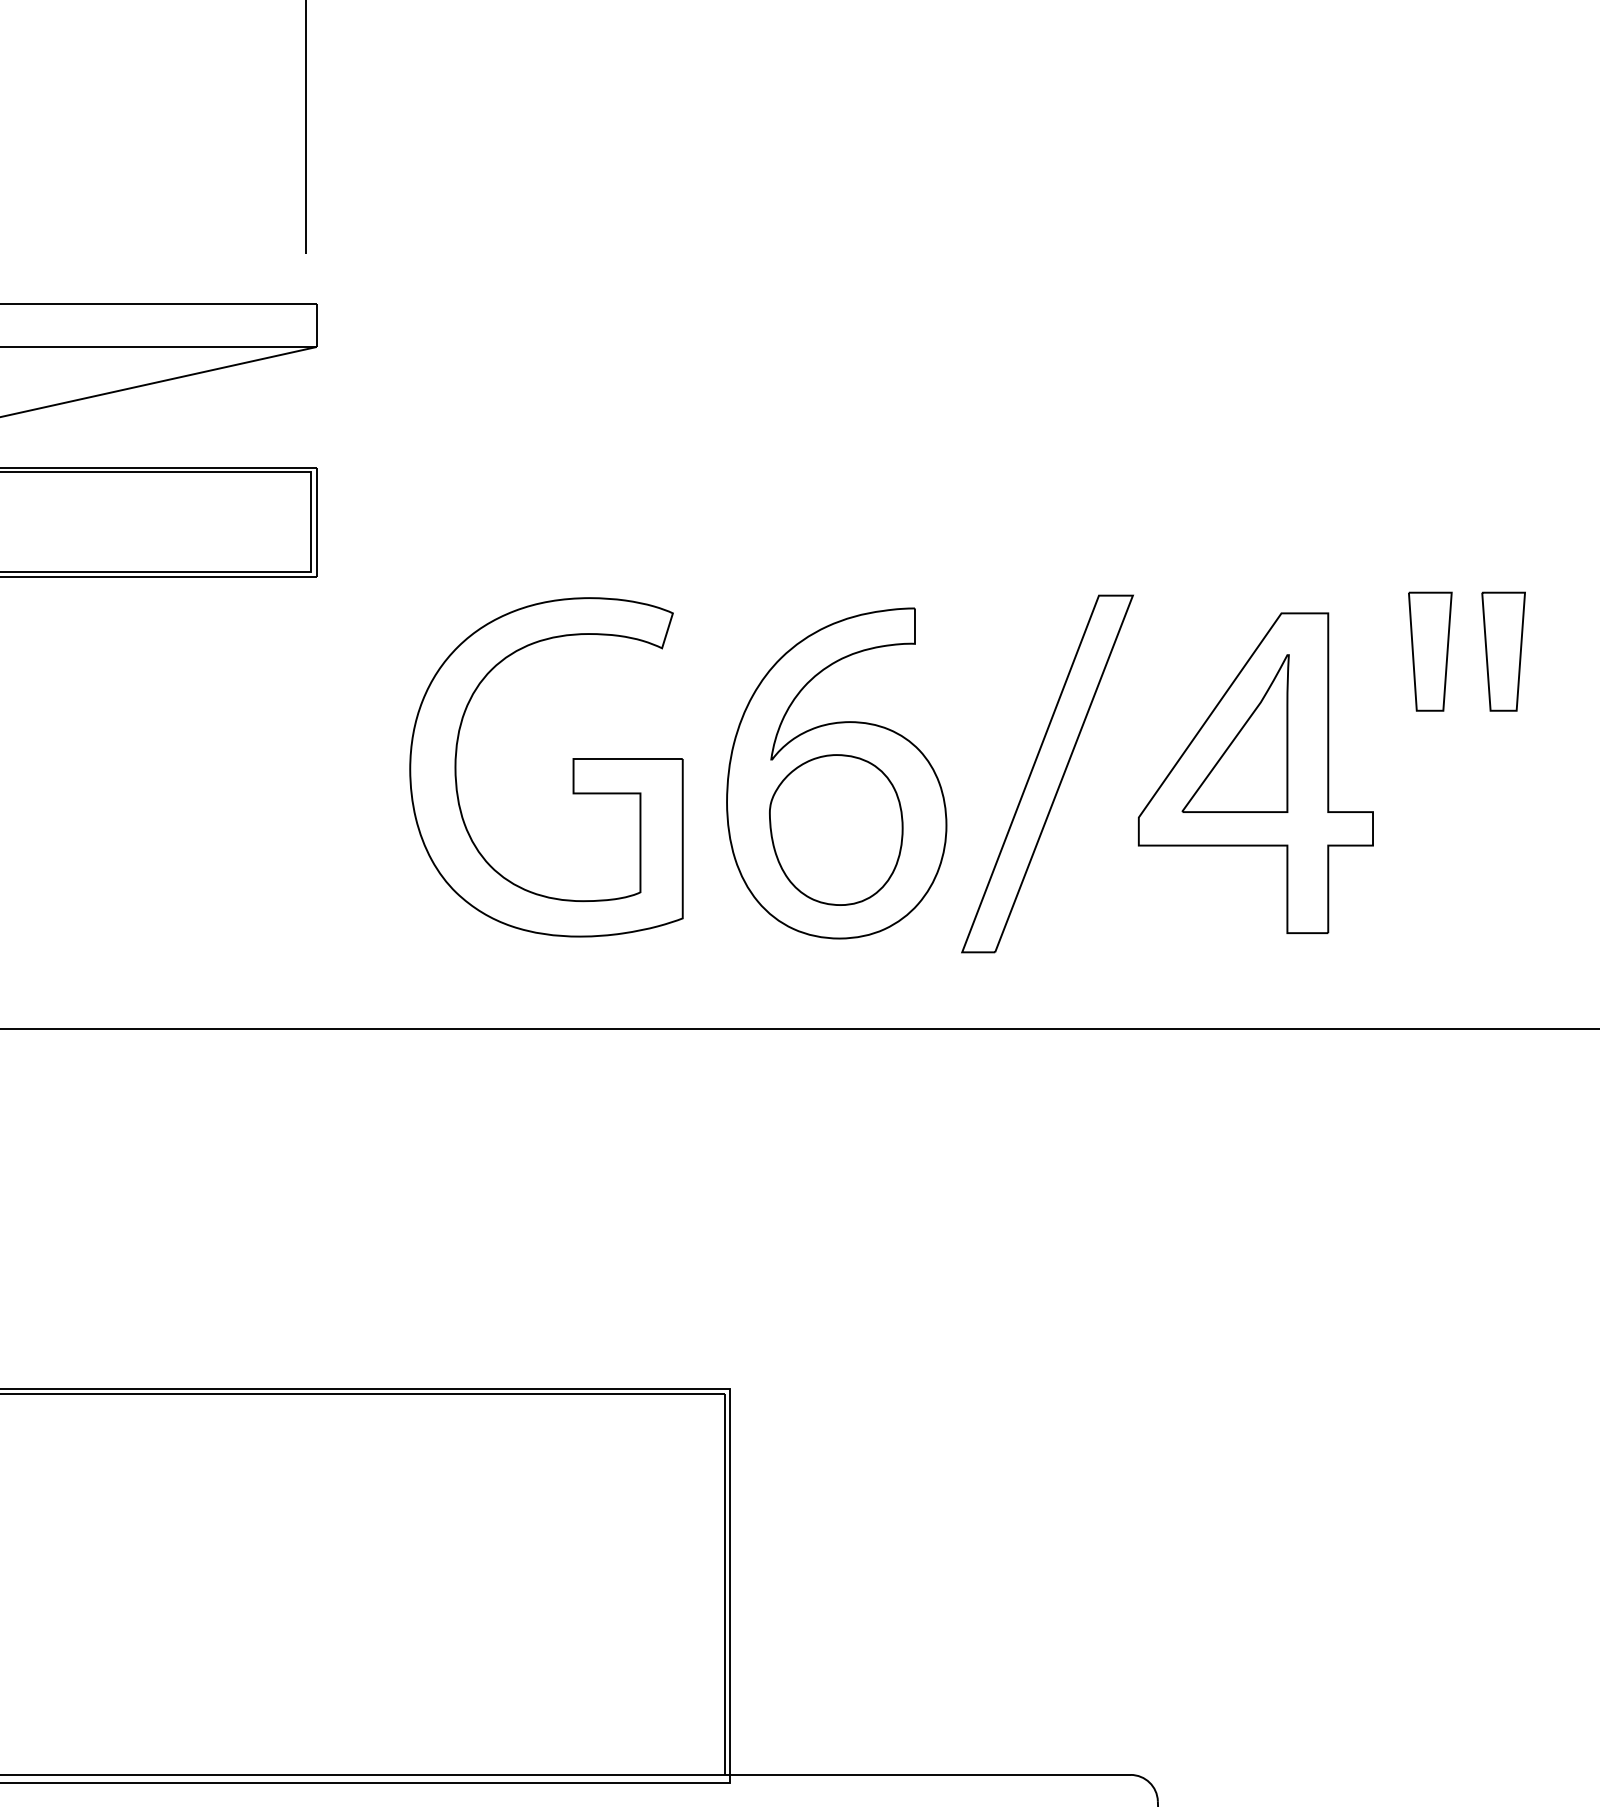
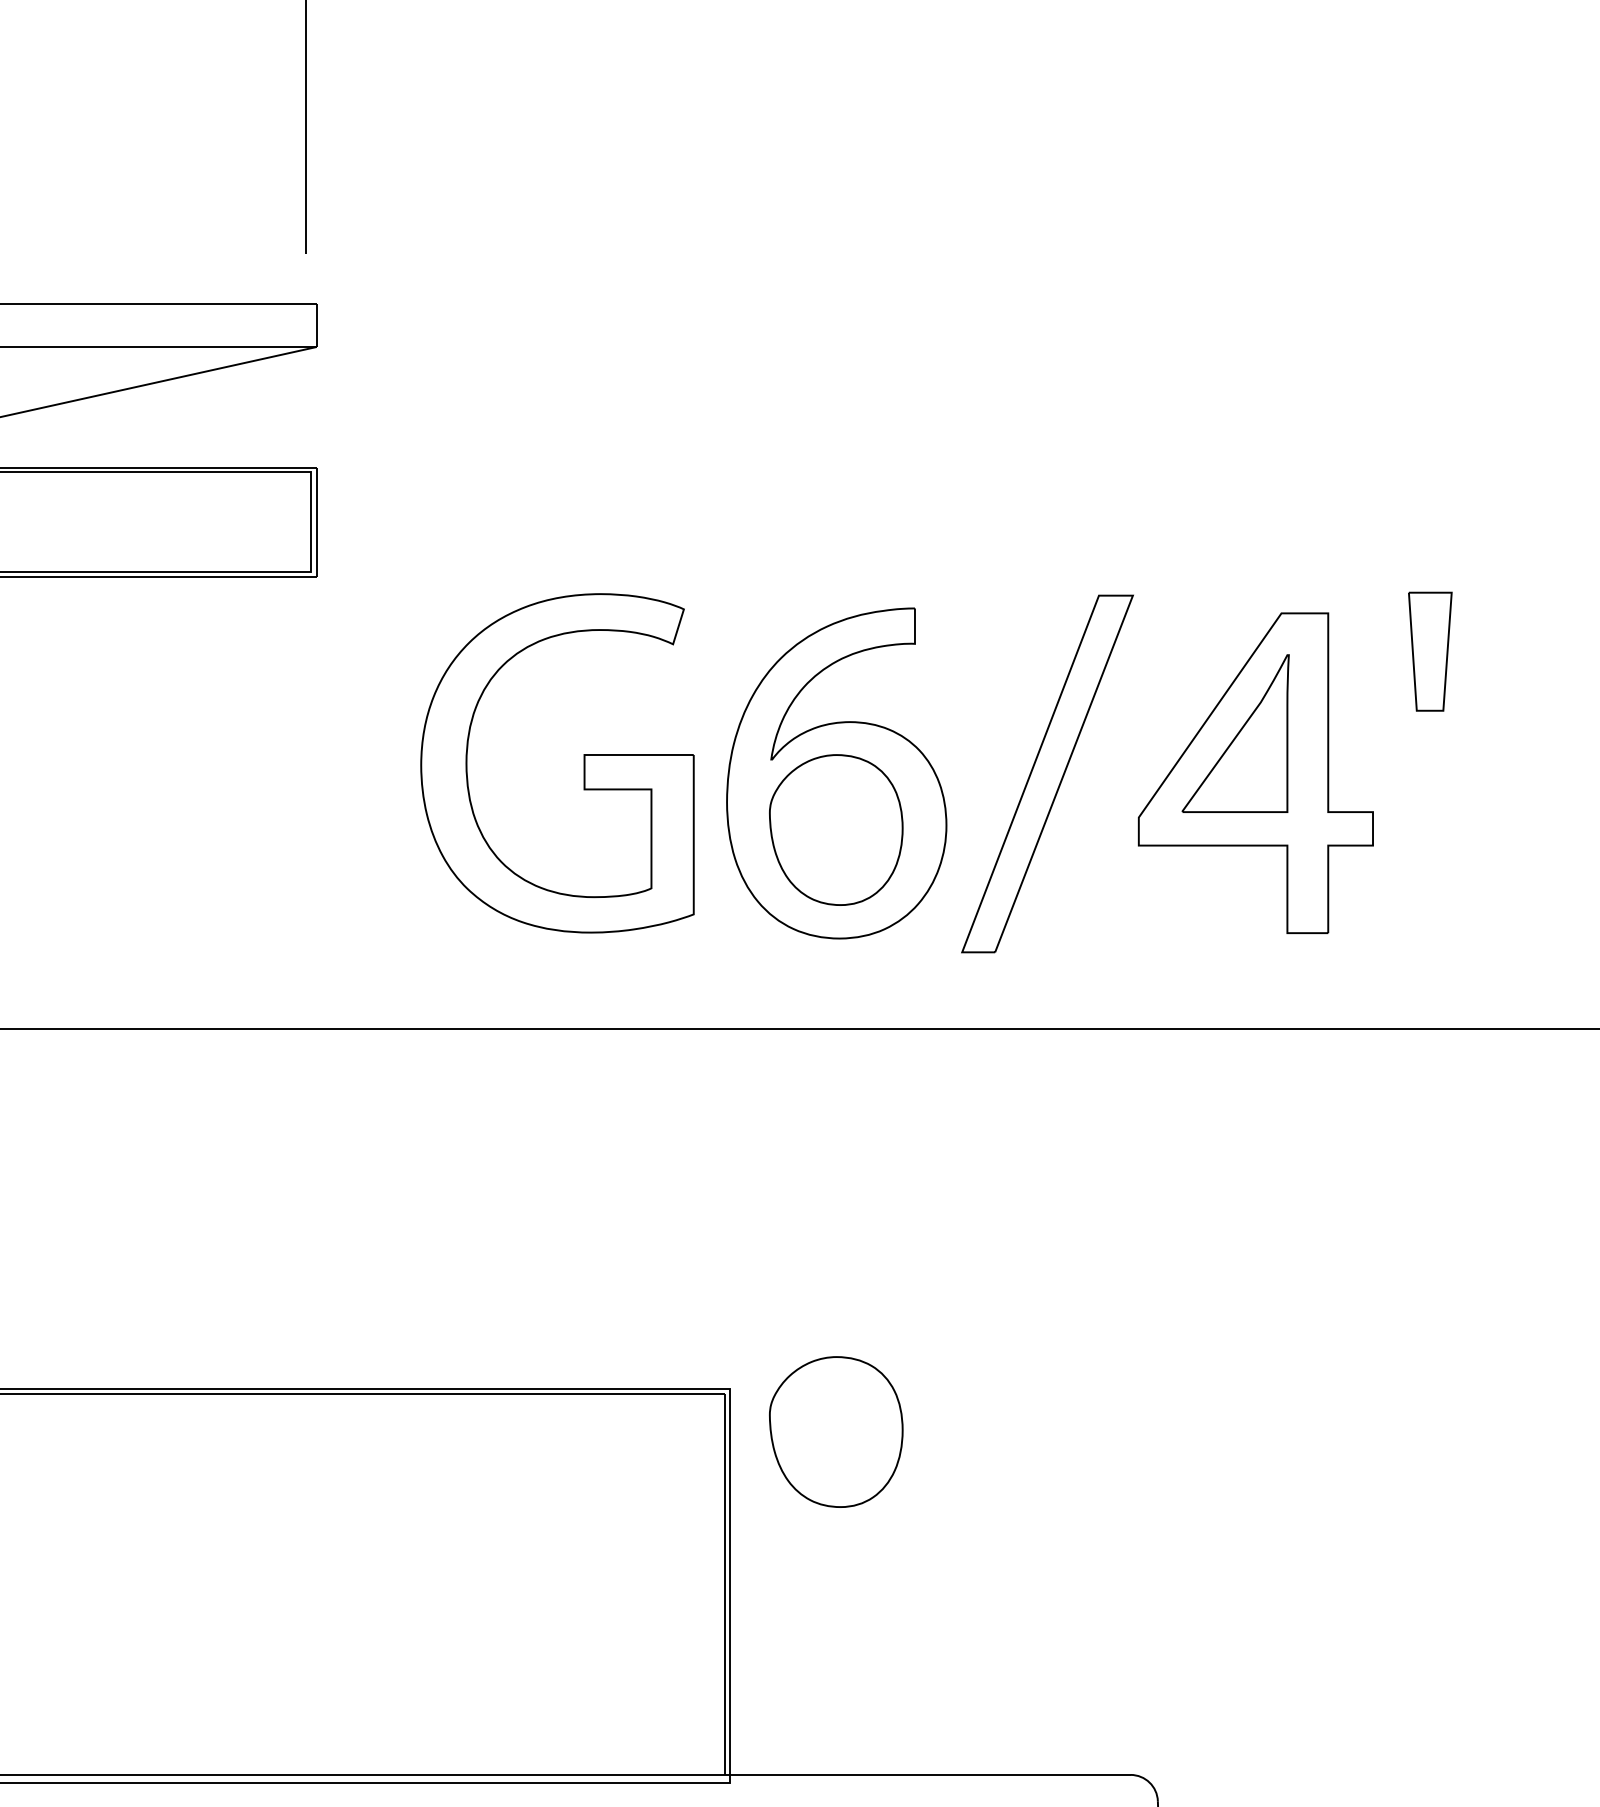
part: present -> none (1503, 651)
part position: (572, 767) -> (583, 763) (583, 763)
part: none -> present (836, 1431)
